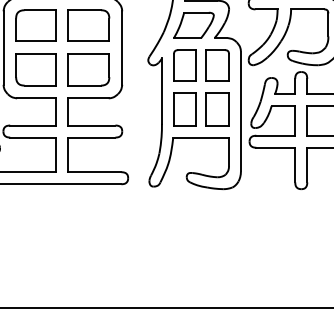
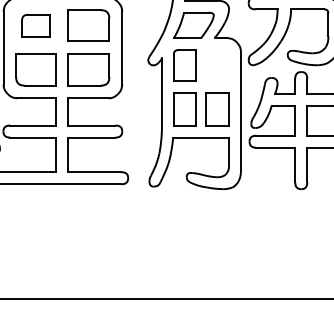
part size: 42x33 px -> 30x24 px (35, 25)
part: present -> none (217, 65)
line position: (166, 307) -> (166, 298) (166, 298)
